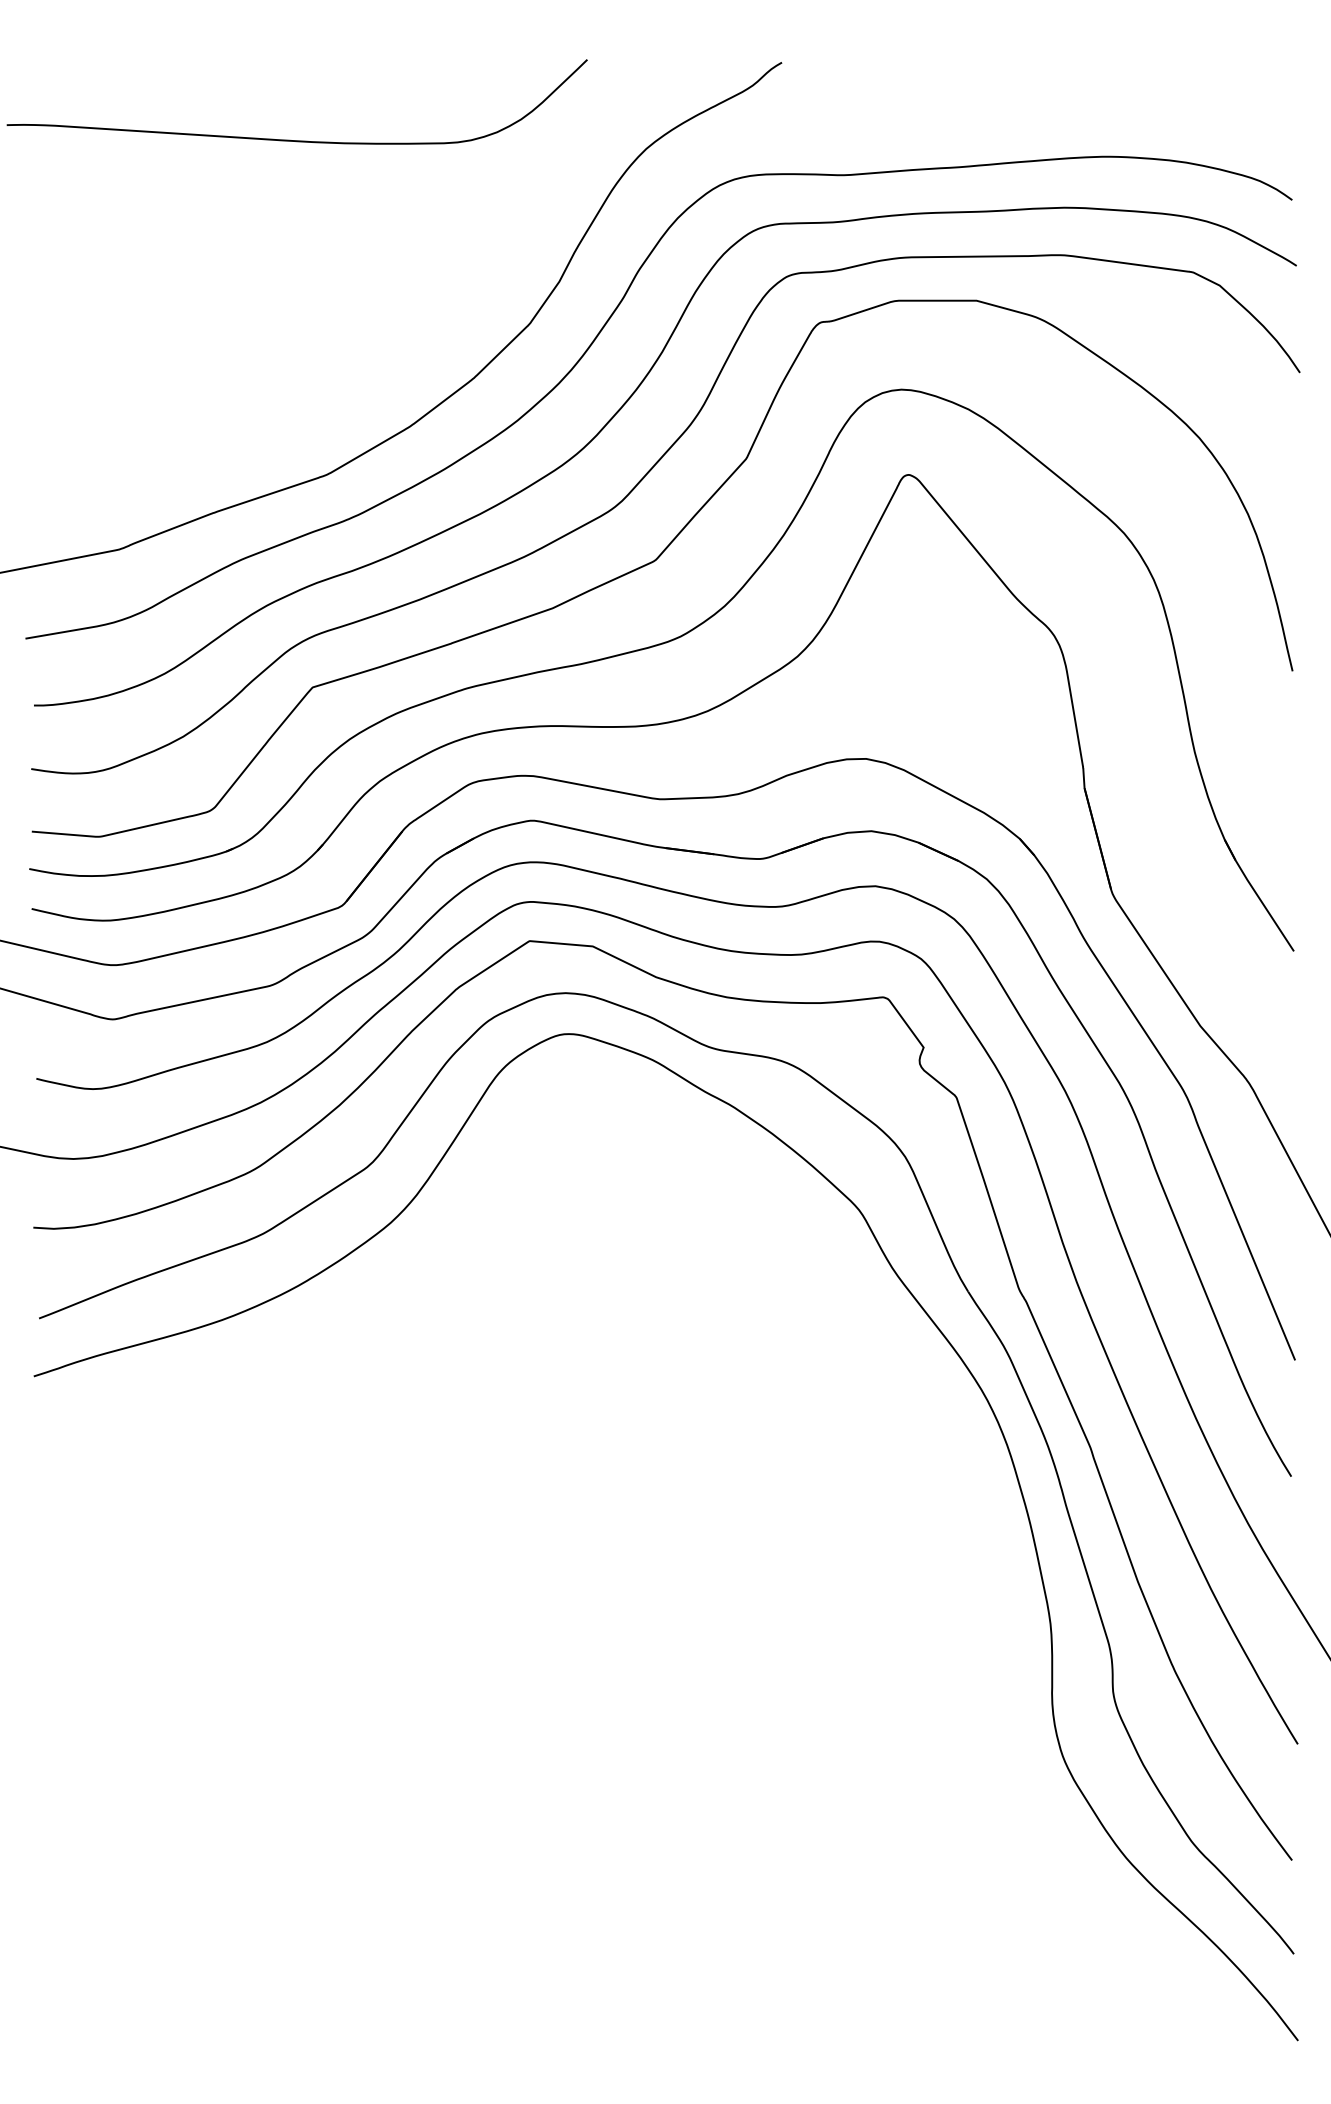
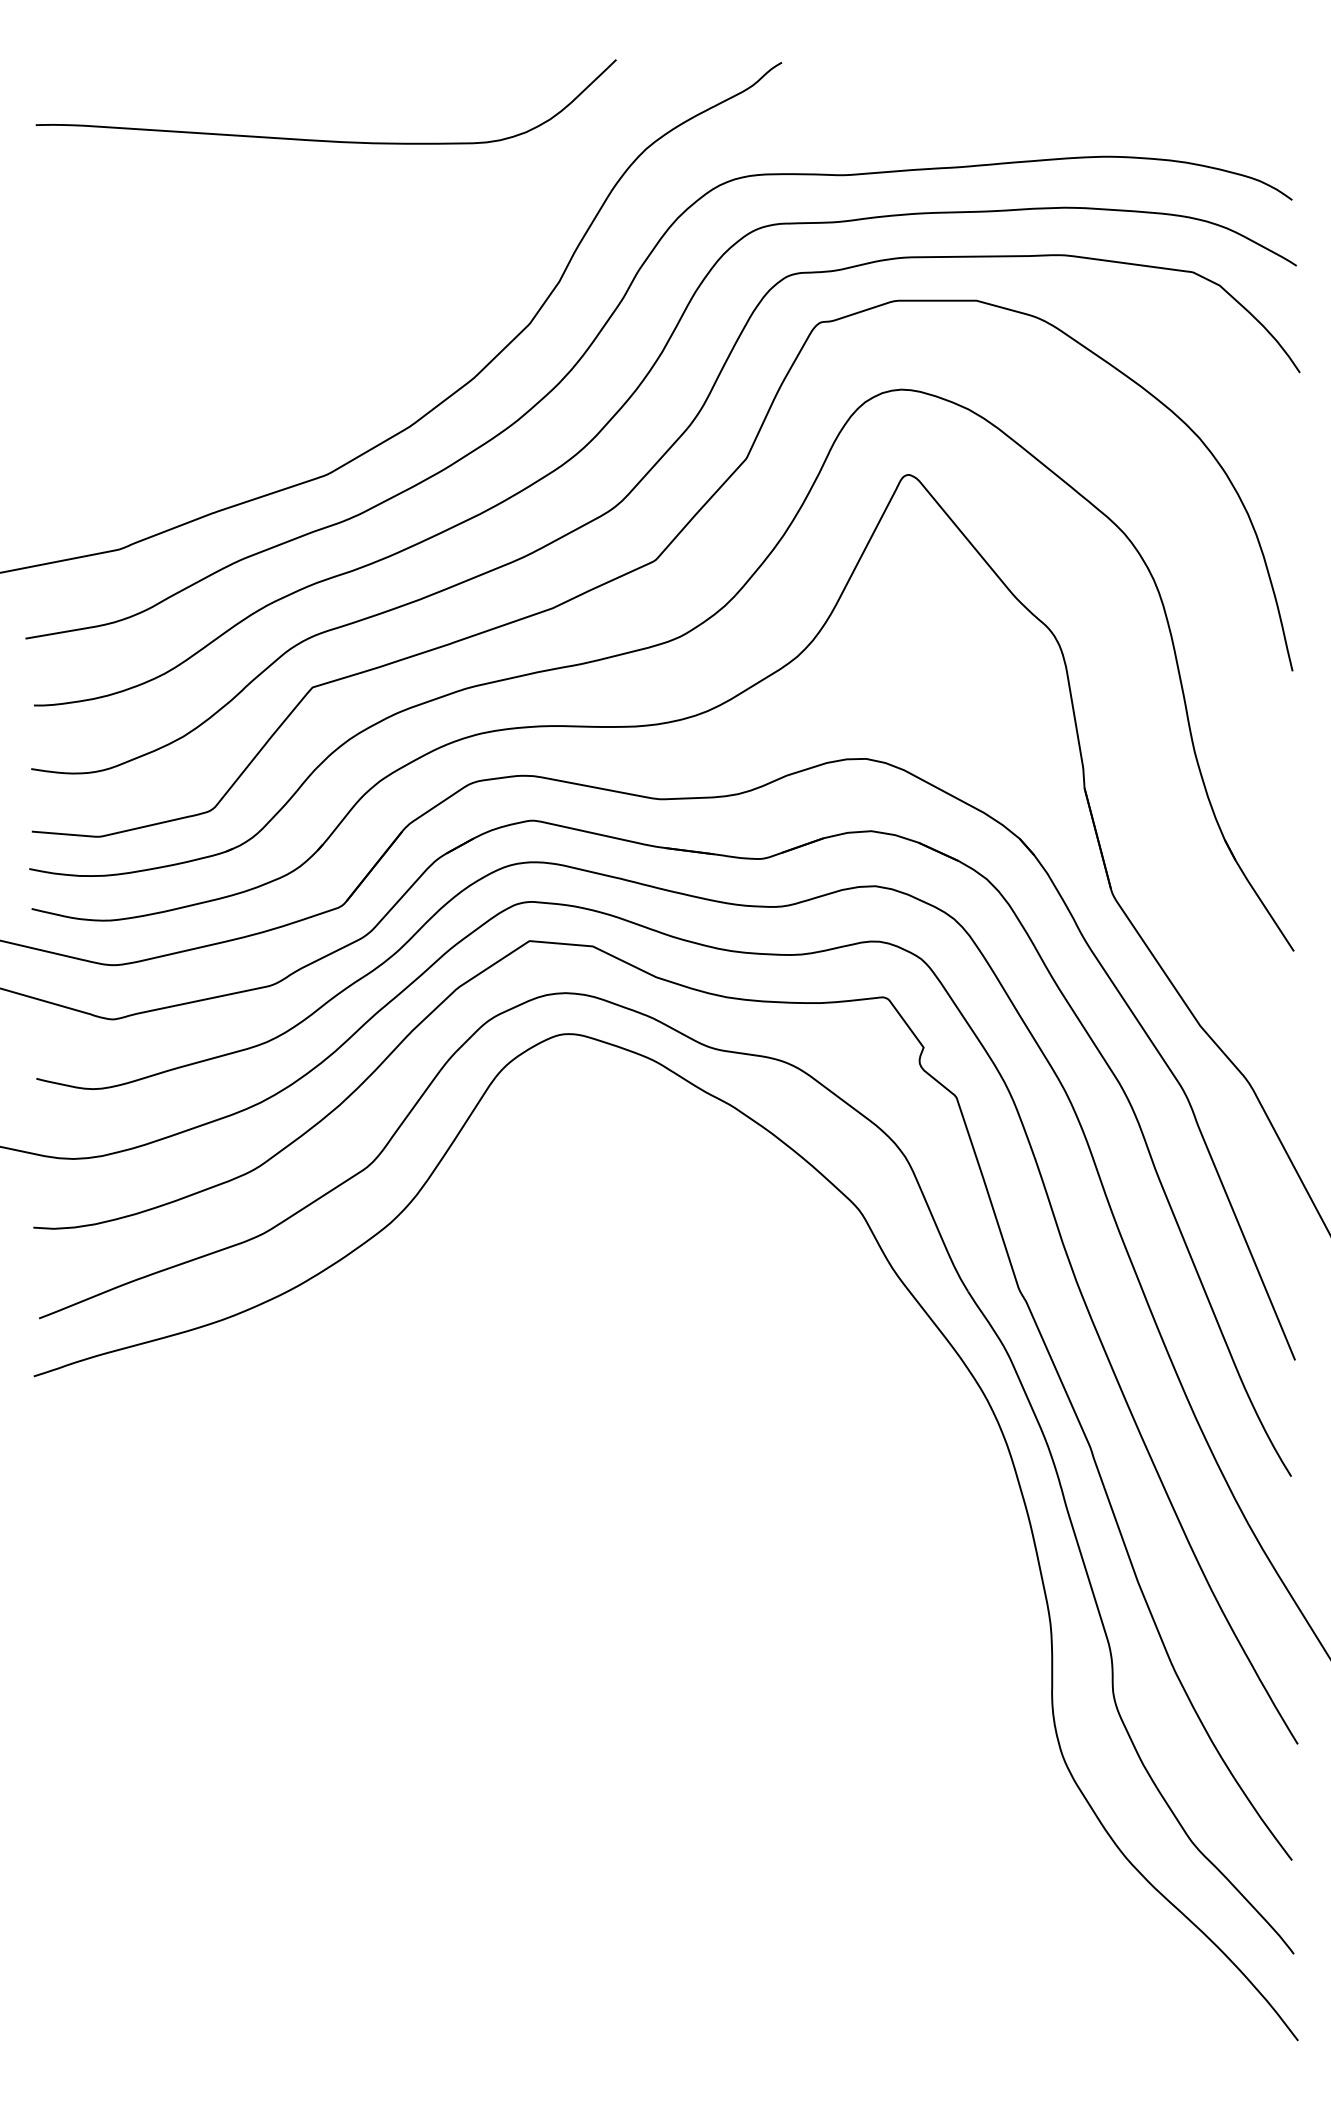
curve position: (290, 139) -> (319, 139) (319, 139)
